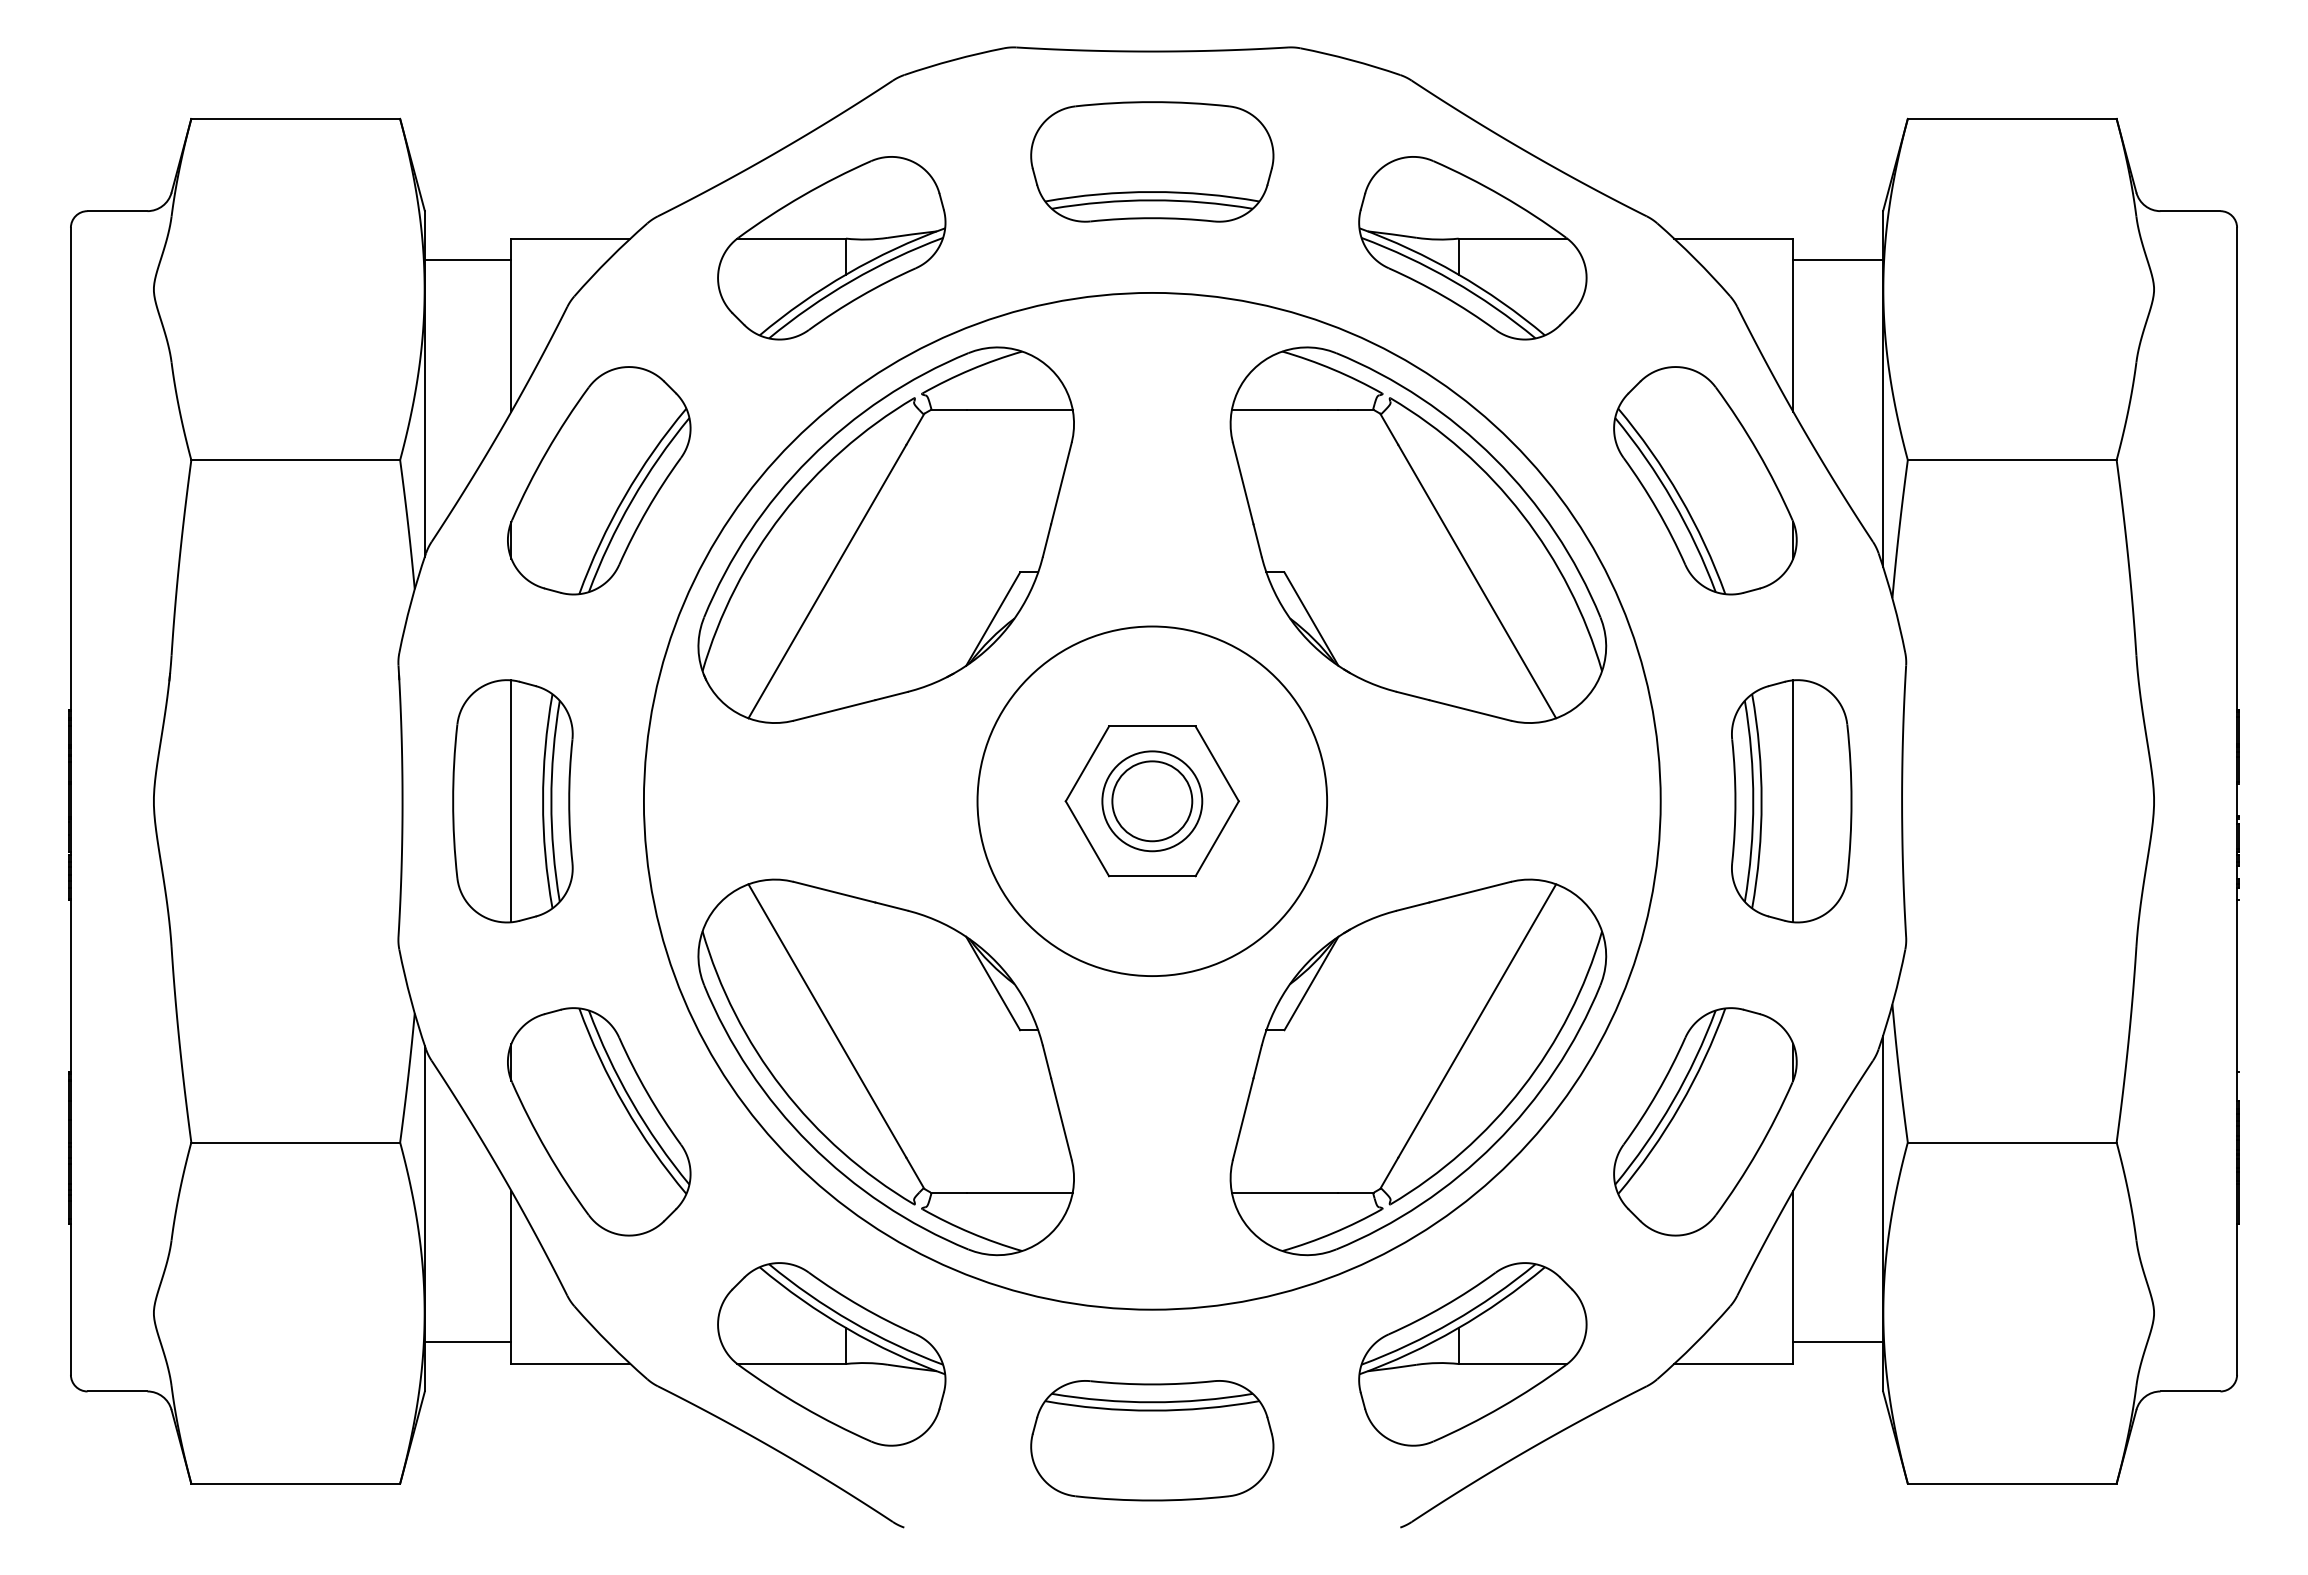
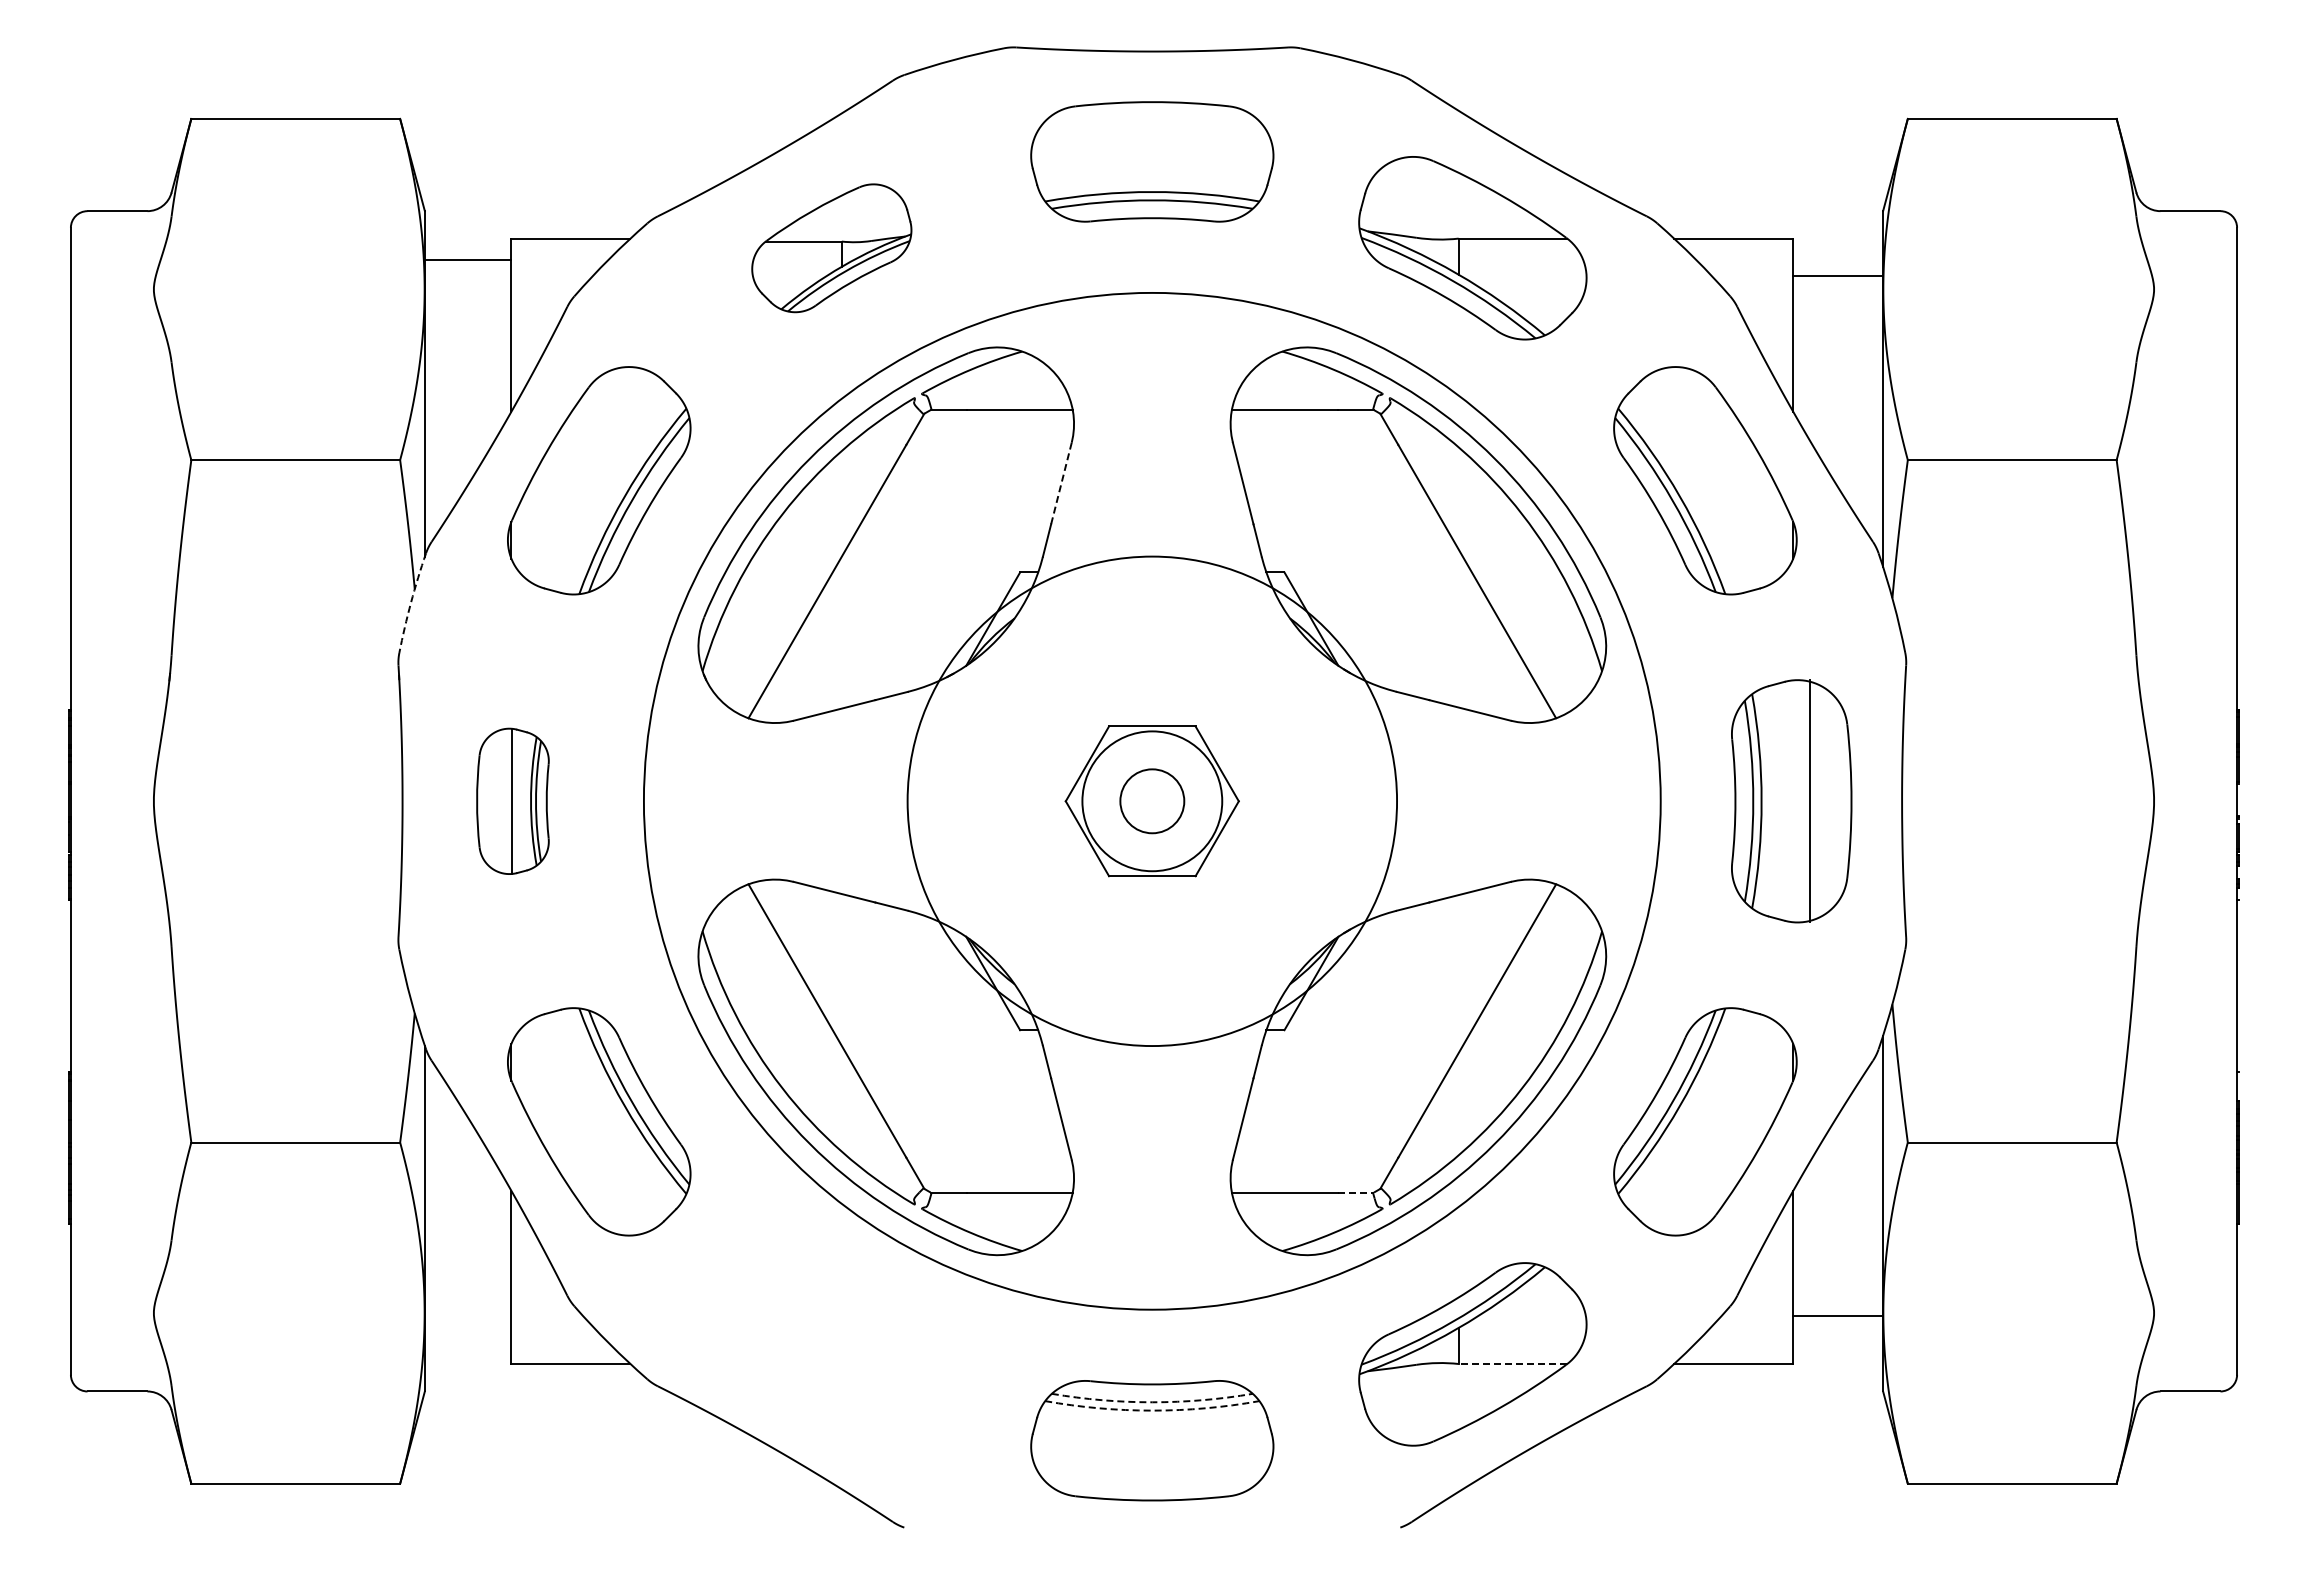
part size: 230x185 px -> 162x131 px (831, 248)
line position: (1838, 260) -> (1838, 276) (1838, 276)
line: solid -> dashed (1061, 484)
arc: solid -> dashed (411, 602)
part size: 122x245 px -> 74x148 px (512, 800)
circle diameter: 100 px -> 140 px (1152, 801)
circle diameter: 350 px -> 489 px (1152, 801)
circle diameter: 80 px -> 64 px (1152, 801)
line position: (1793, 801) -> (1810, 801) (1810, 801)
line: solid -> dashed (1356, 1192)
line: present -> none (467, 1342)
line position: (1838, 1342) -> (1838, 1316) (1838, 1316)
part: present -> none (831, 1354)
line: solid -> dashed (1512, 1364)
arc: solid -> dashed (1152, 1402)
arc: solid -> dashed (1152, 1410)
